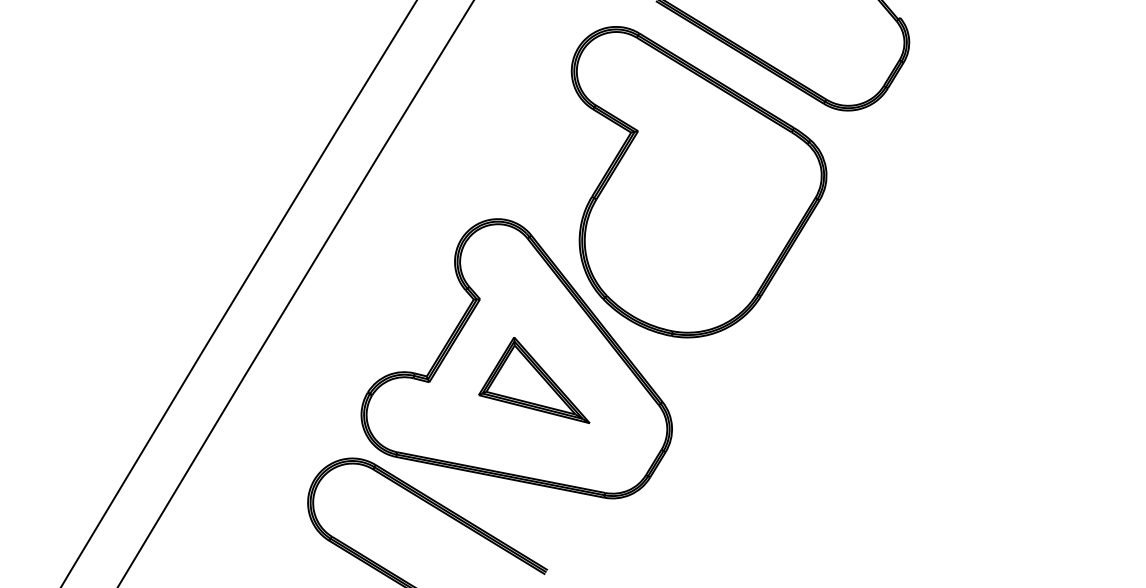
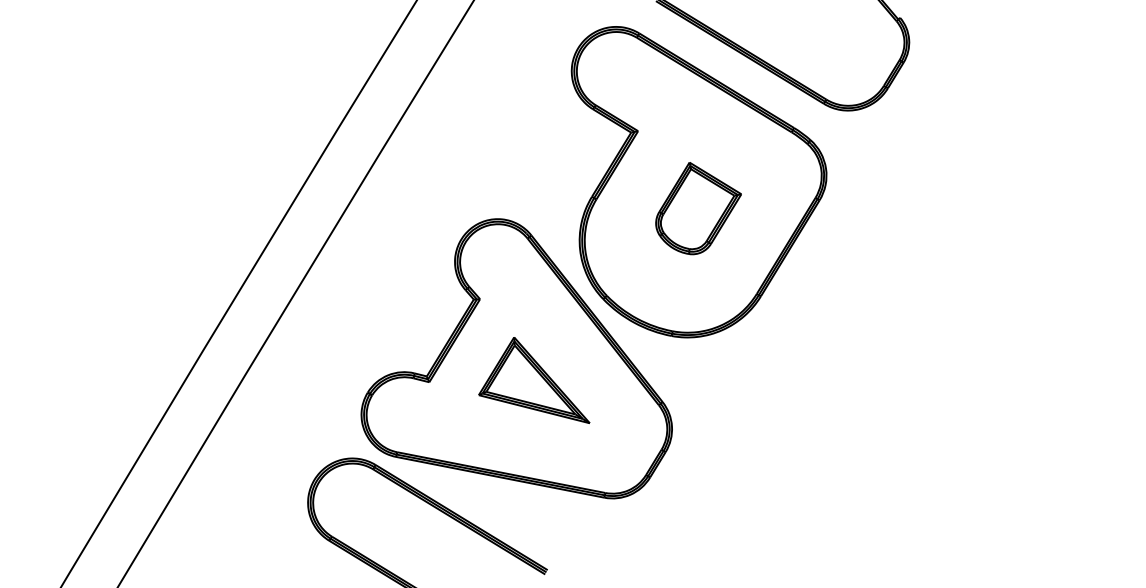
part: none -> present (698, 208)
